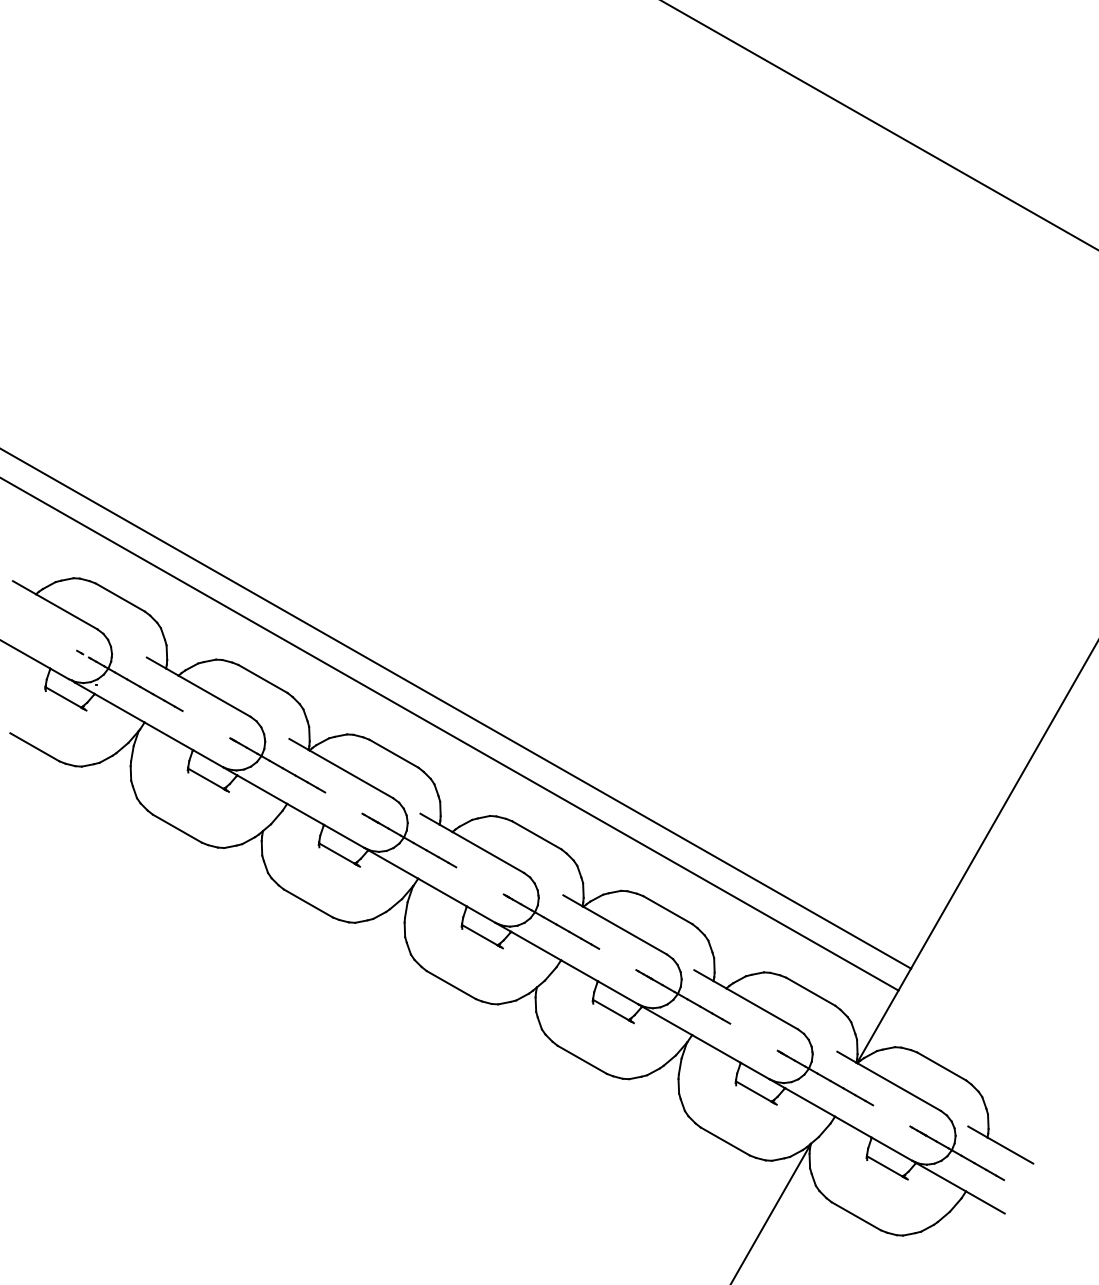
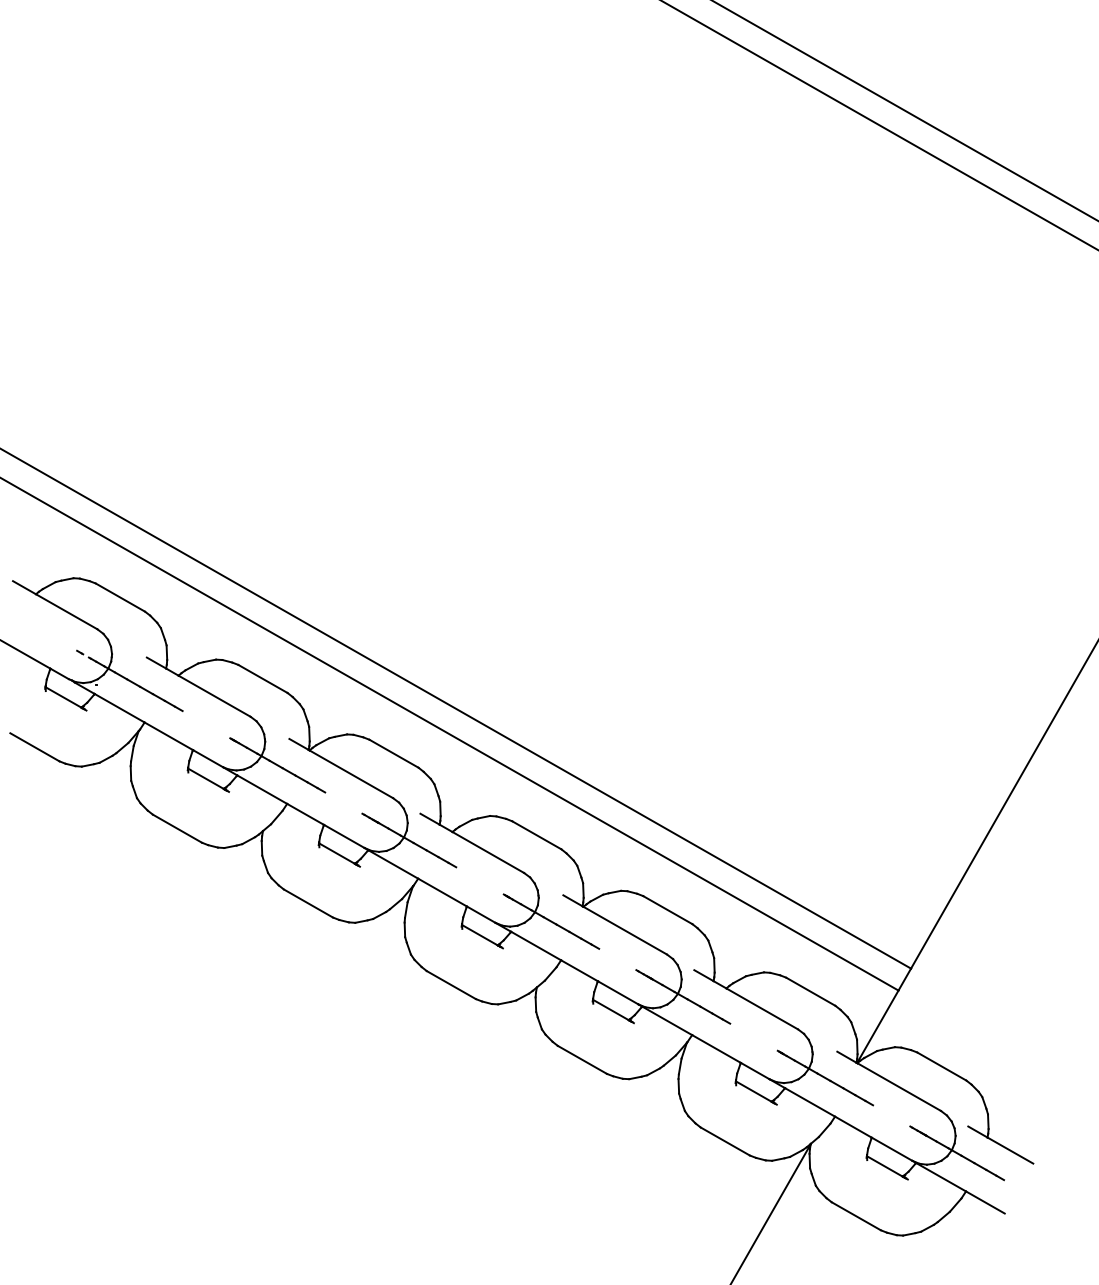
line: none -> present (904, 110)
